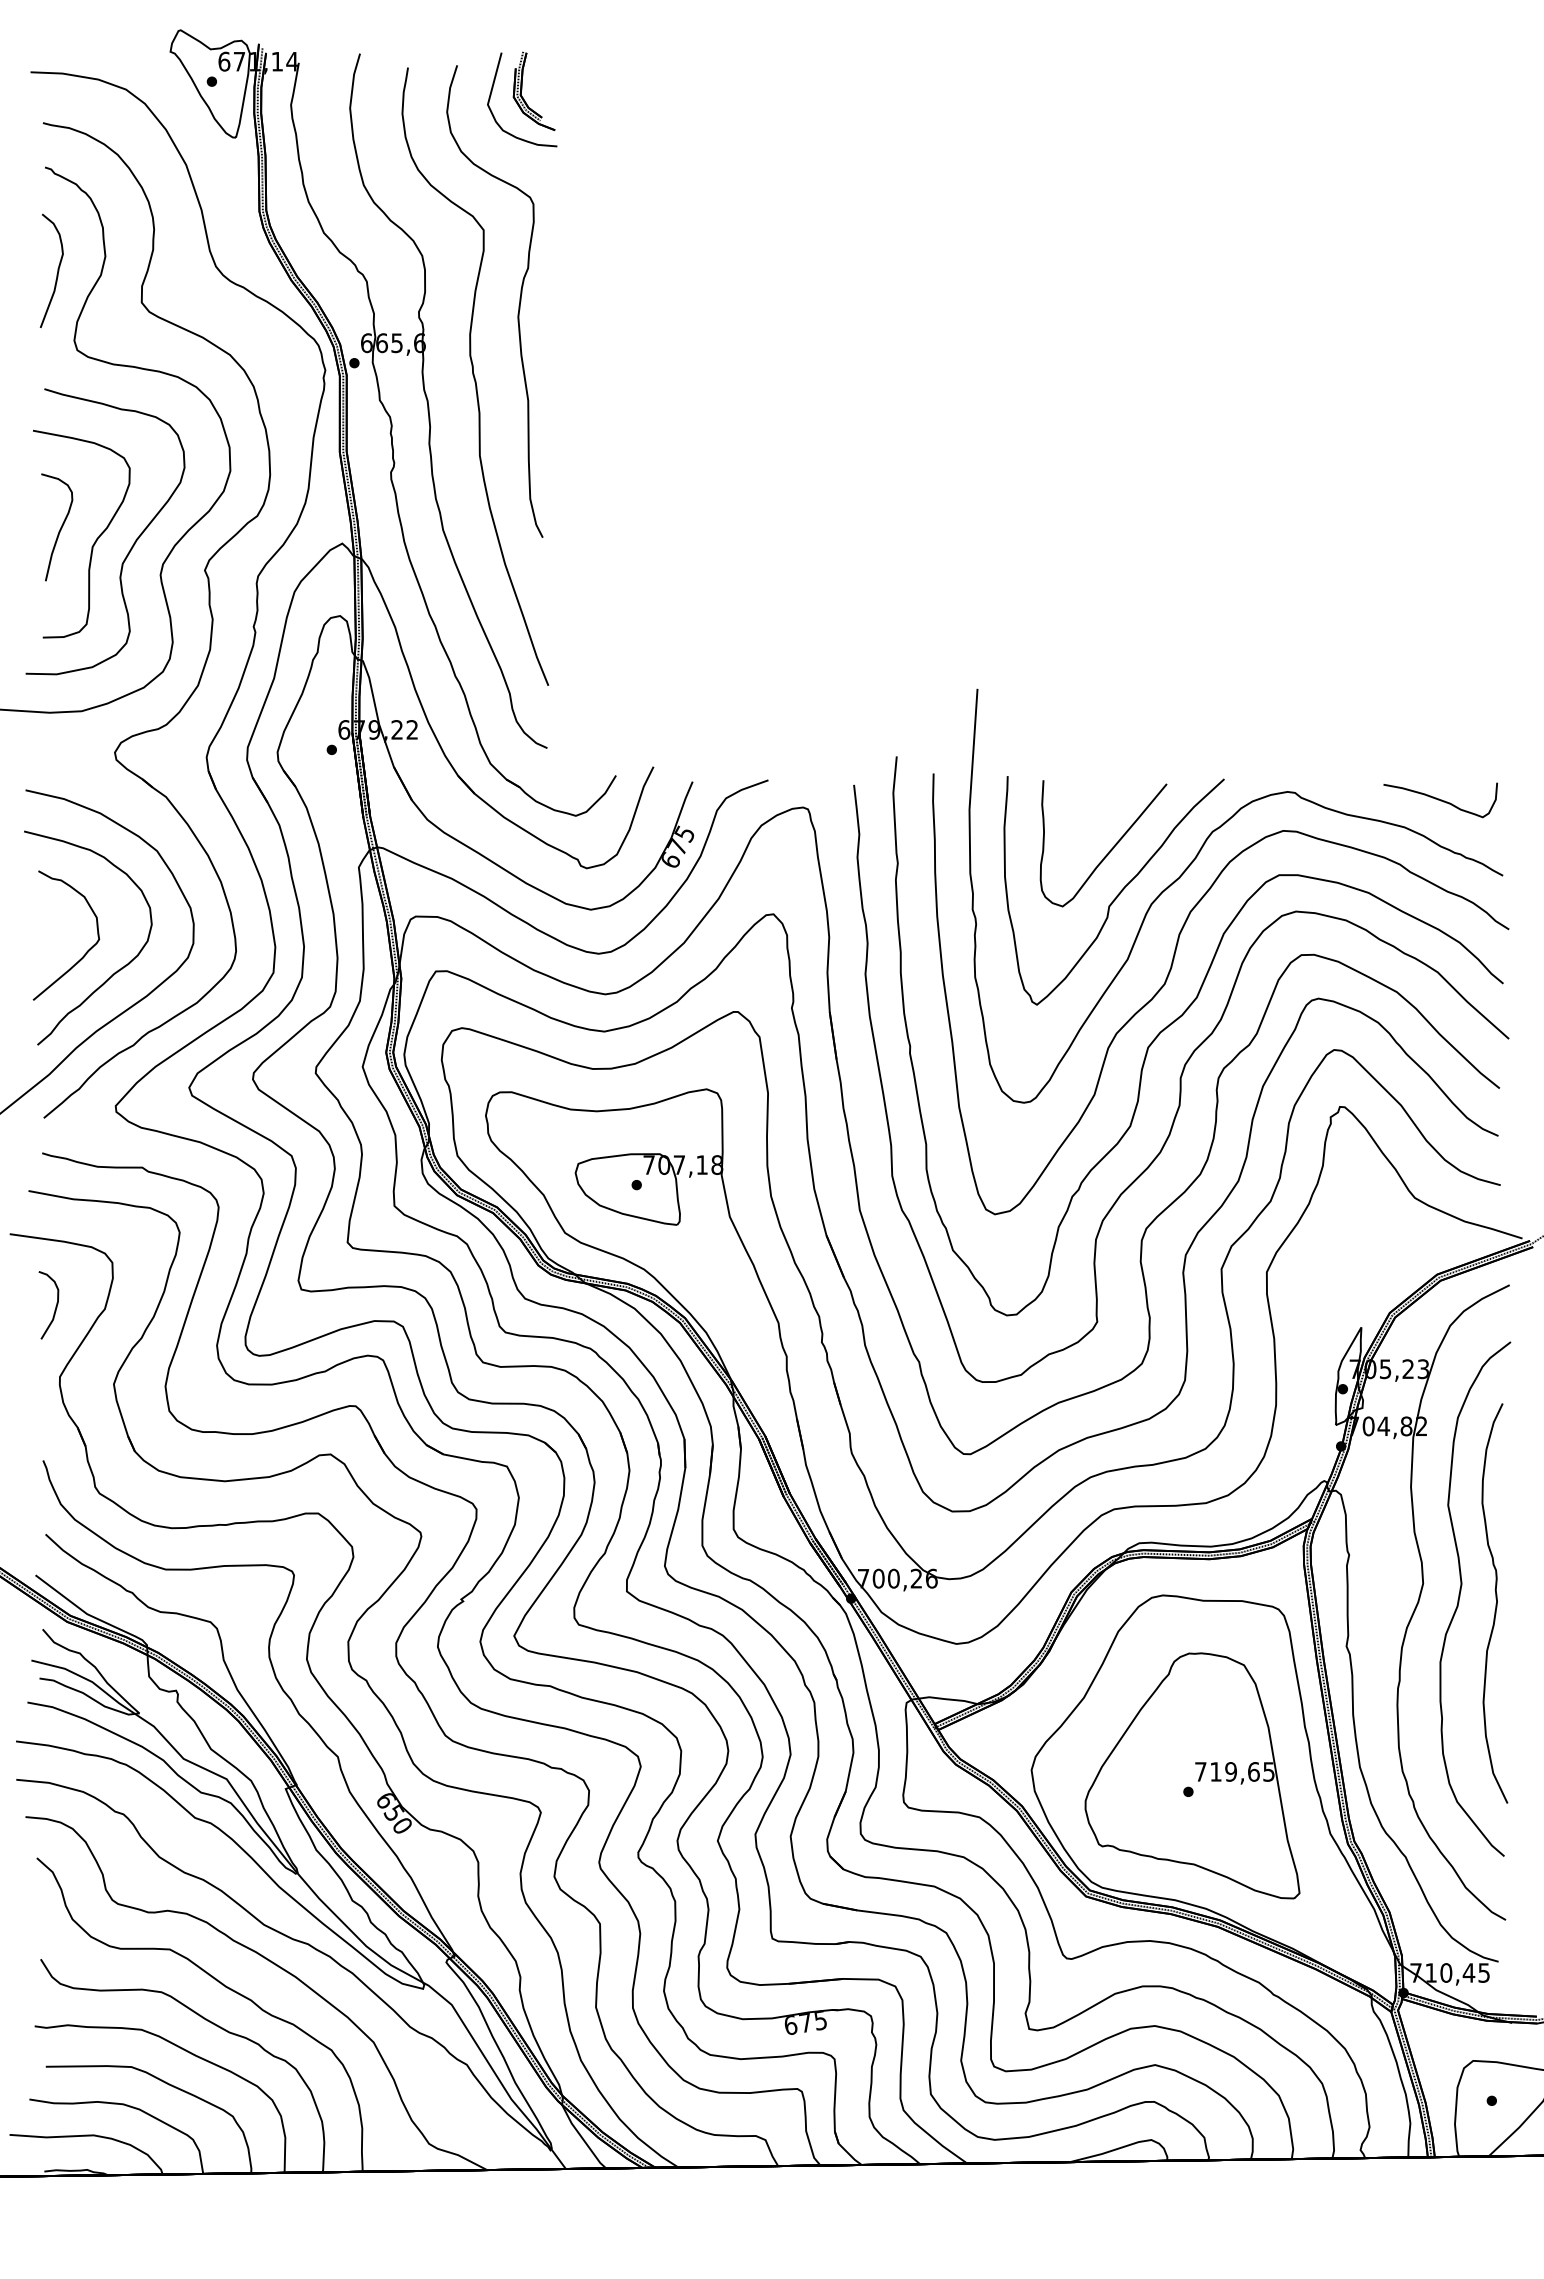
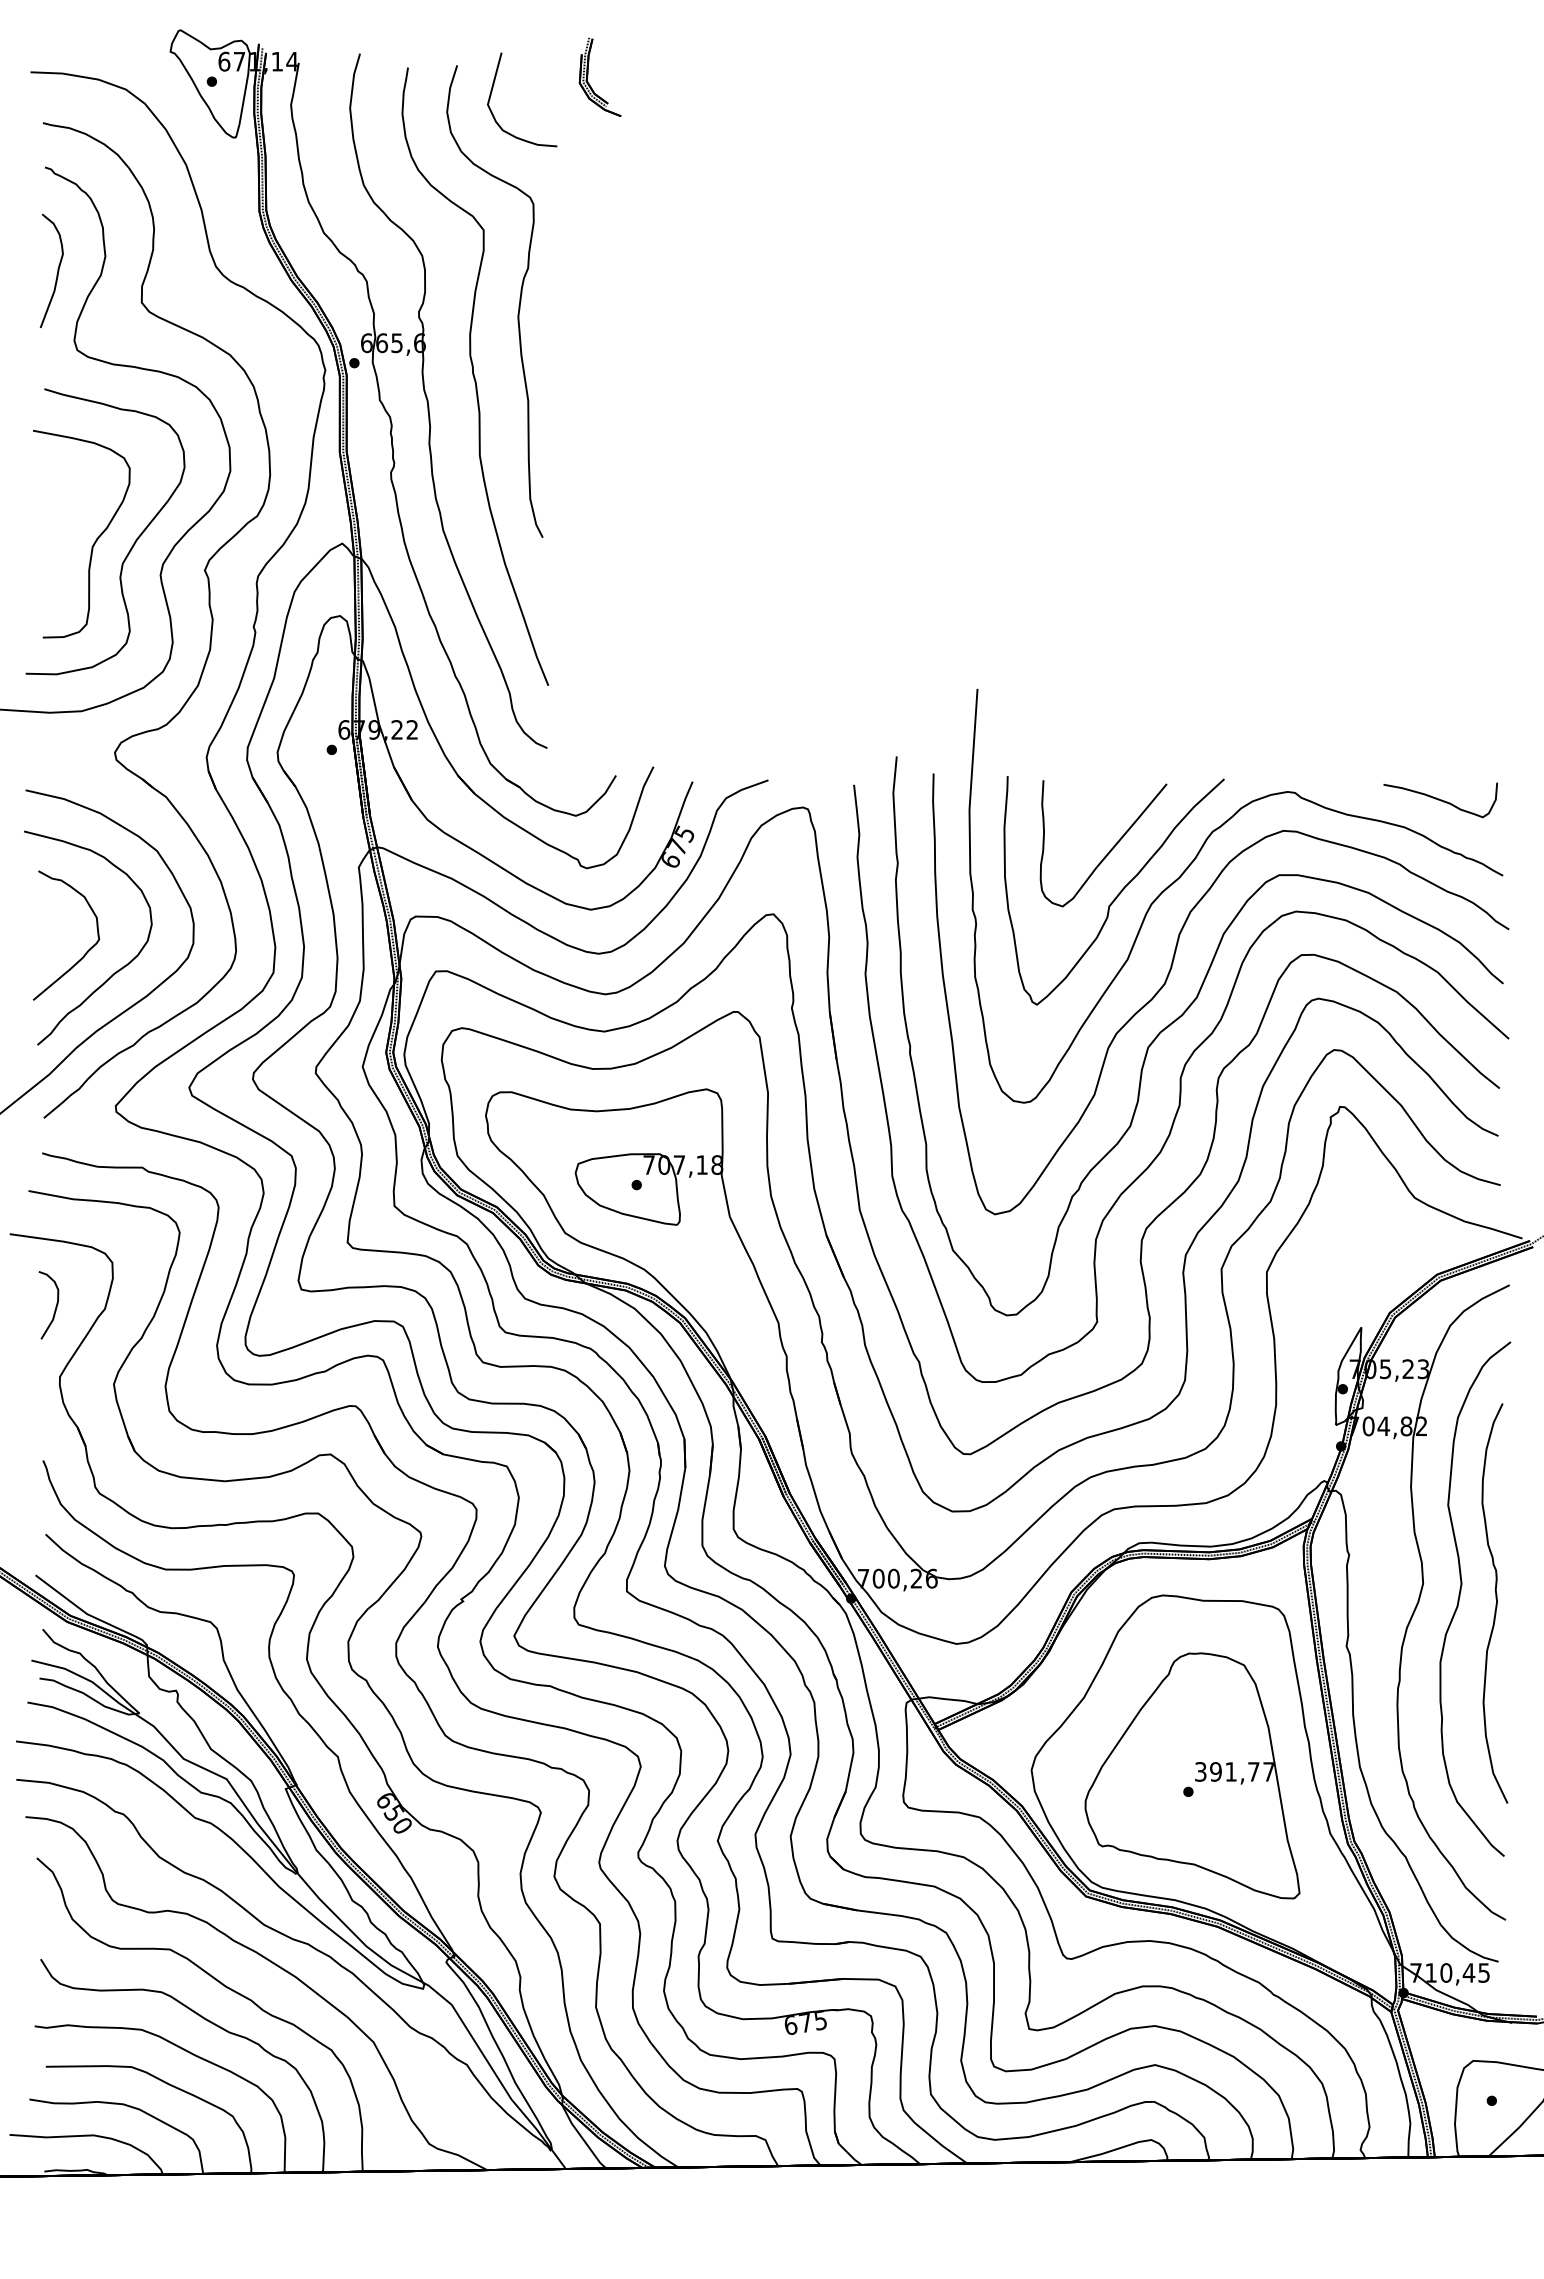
part position: (522, 89) -> (588, 75) (588, 75)
part: present -> none (57, 527)
text: 719,65 -> 391,77 (1234, 1771)
